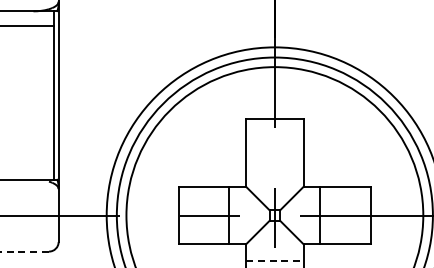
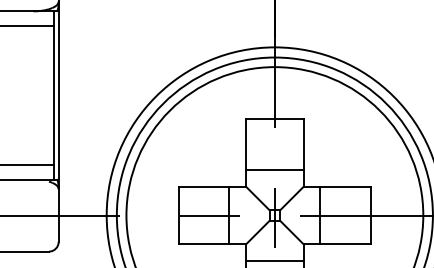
line: none -> present (27, 165)
line: none -> present (274, 170)
line: dashed -> solid (24, 251)
line: dashed -> solid (274, 261)
